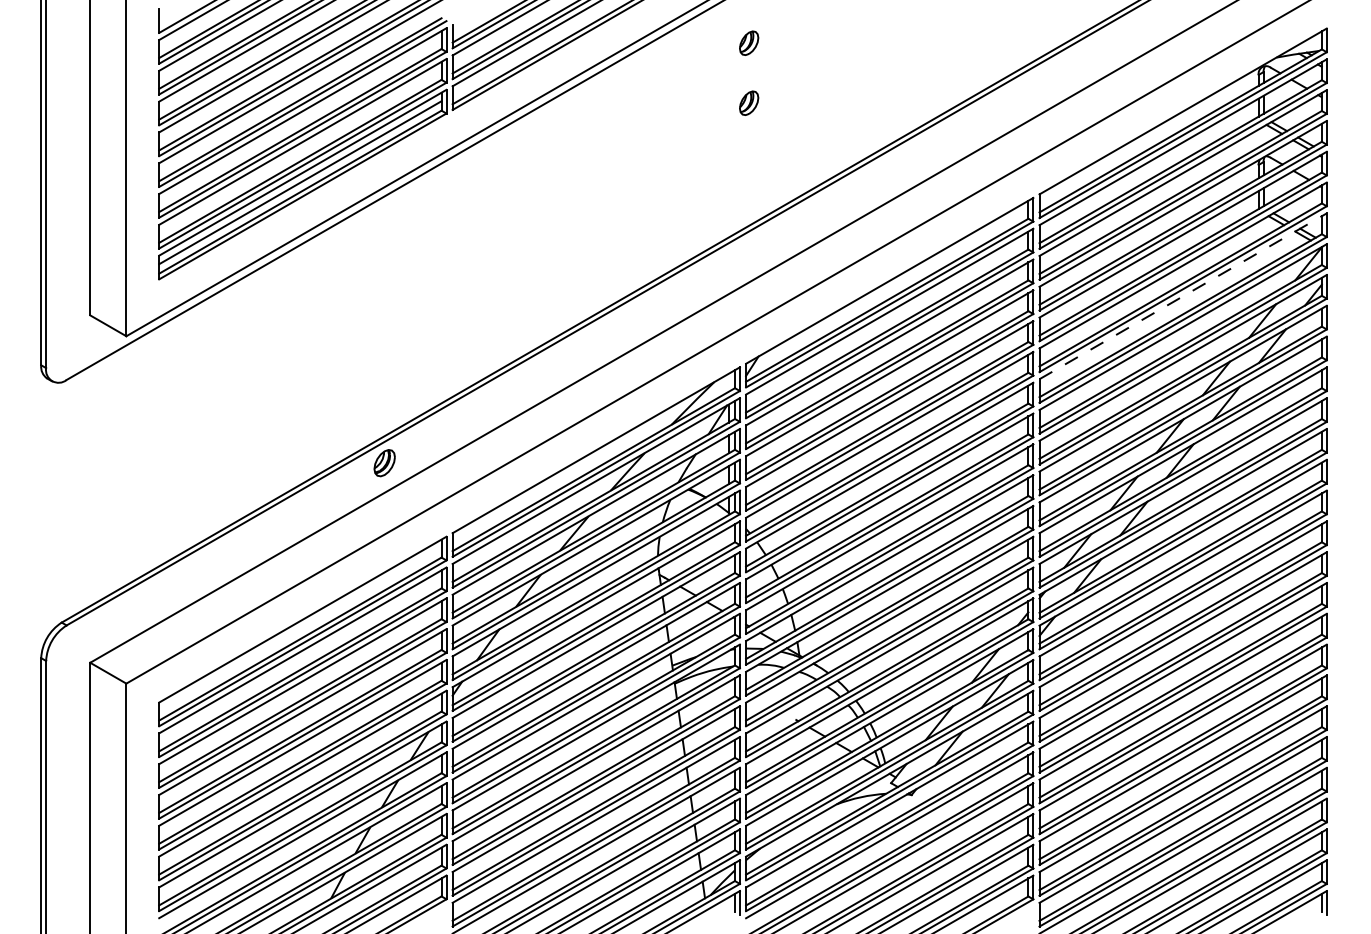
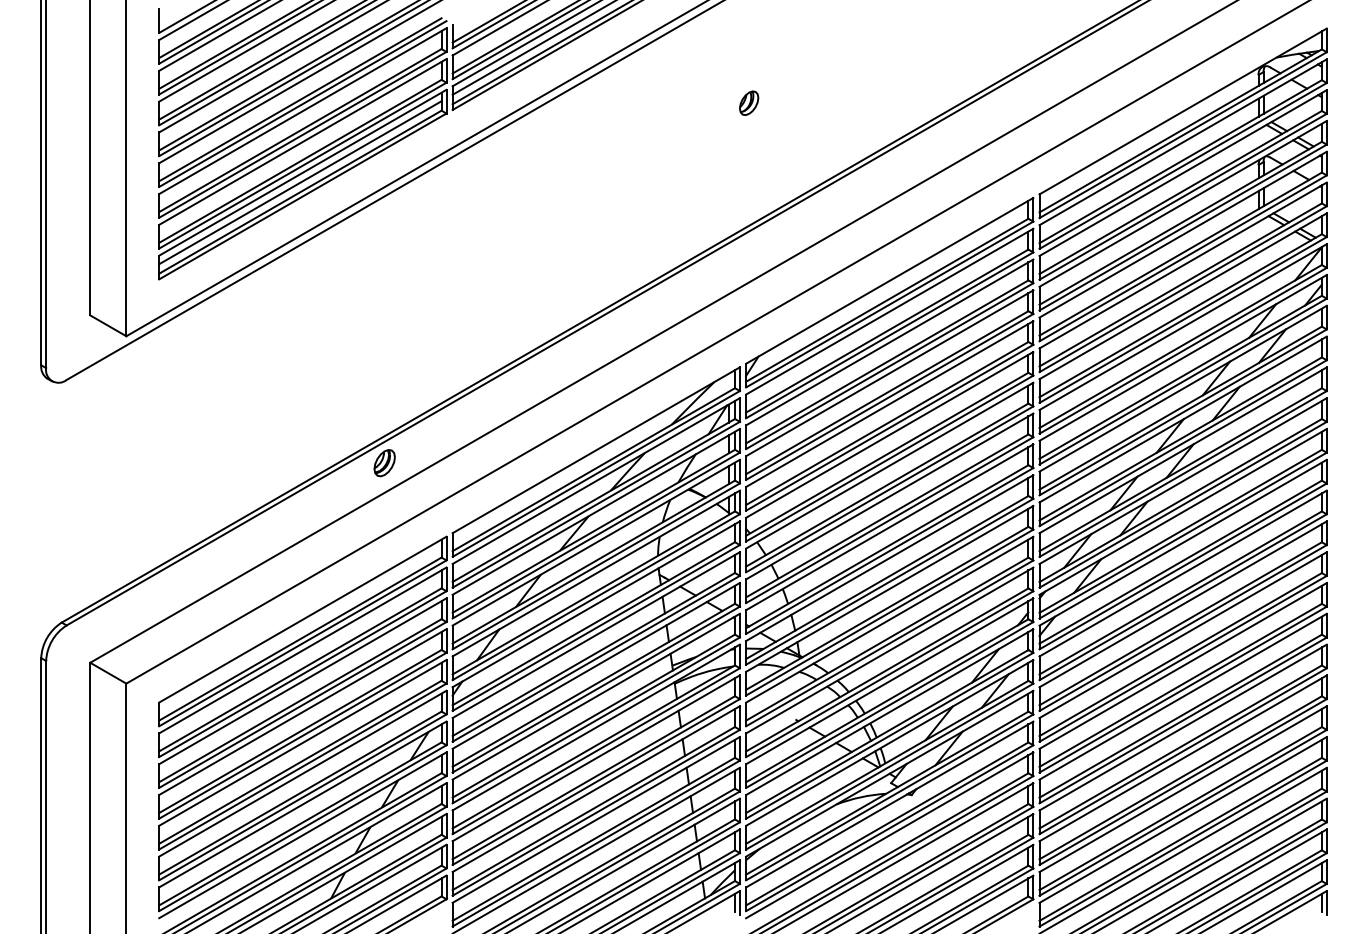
part: present -> none (749, 42)
line: none -> present (532, 48)
line: dashed -> solid (1183, 296)
